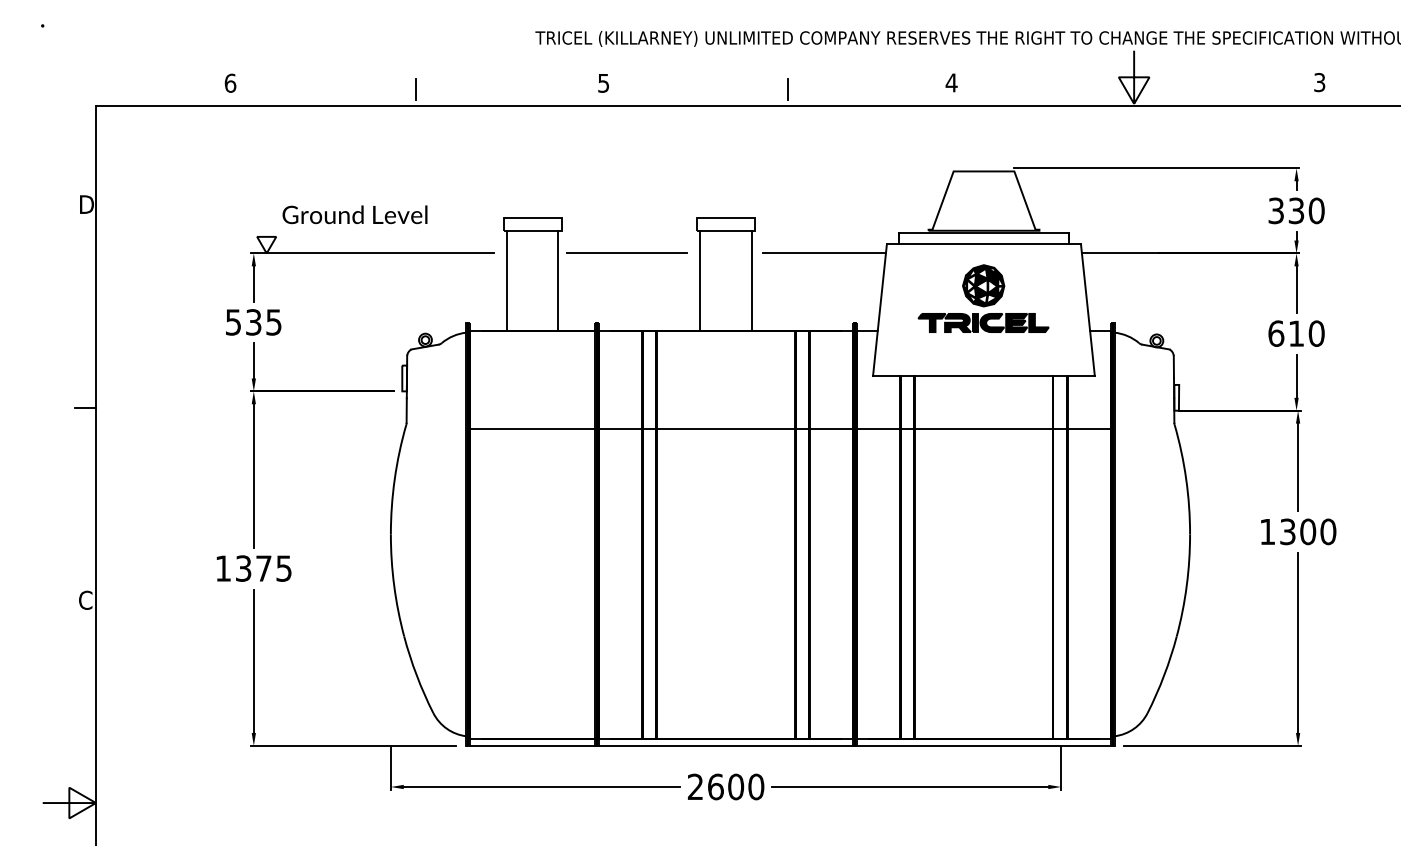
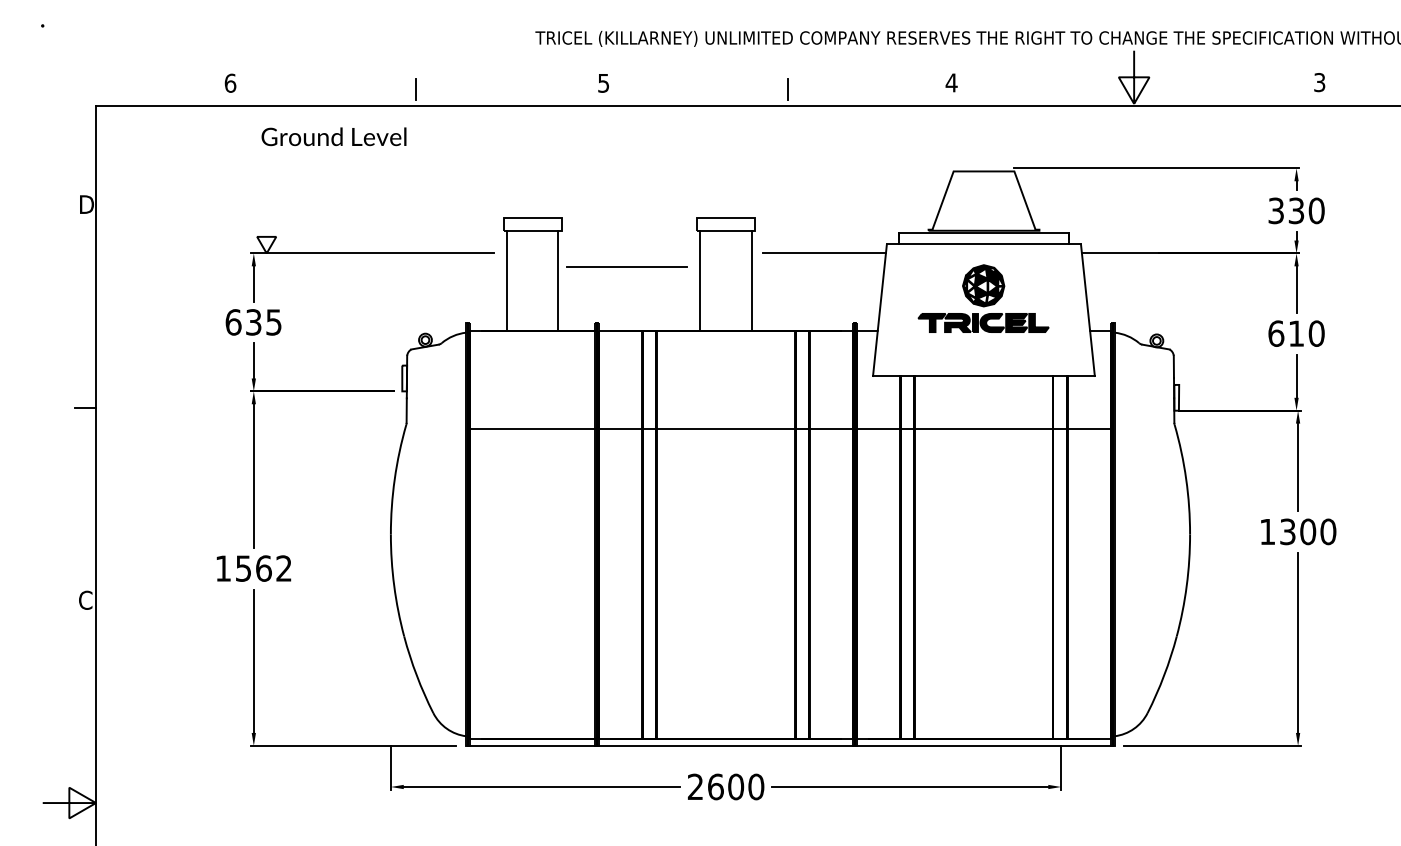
text position: (354, 214) -> (333, 136) (333, 136)
line position: (626, 252) -> (626, 266) (626, 266)
text: 535 -> 635 (233, 322)
text: 1375 -> 1562 (263, 568)
